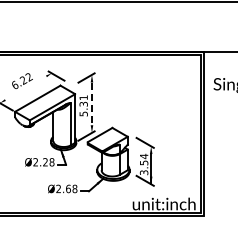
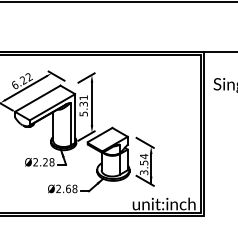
line: none -> present (25, 88)
line: dashed -> solid (91, 104)
